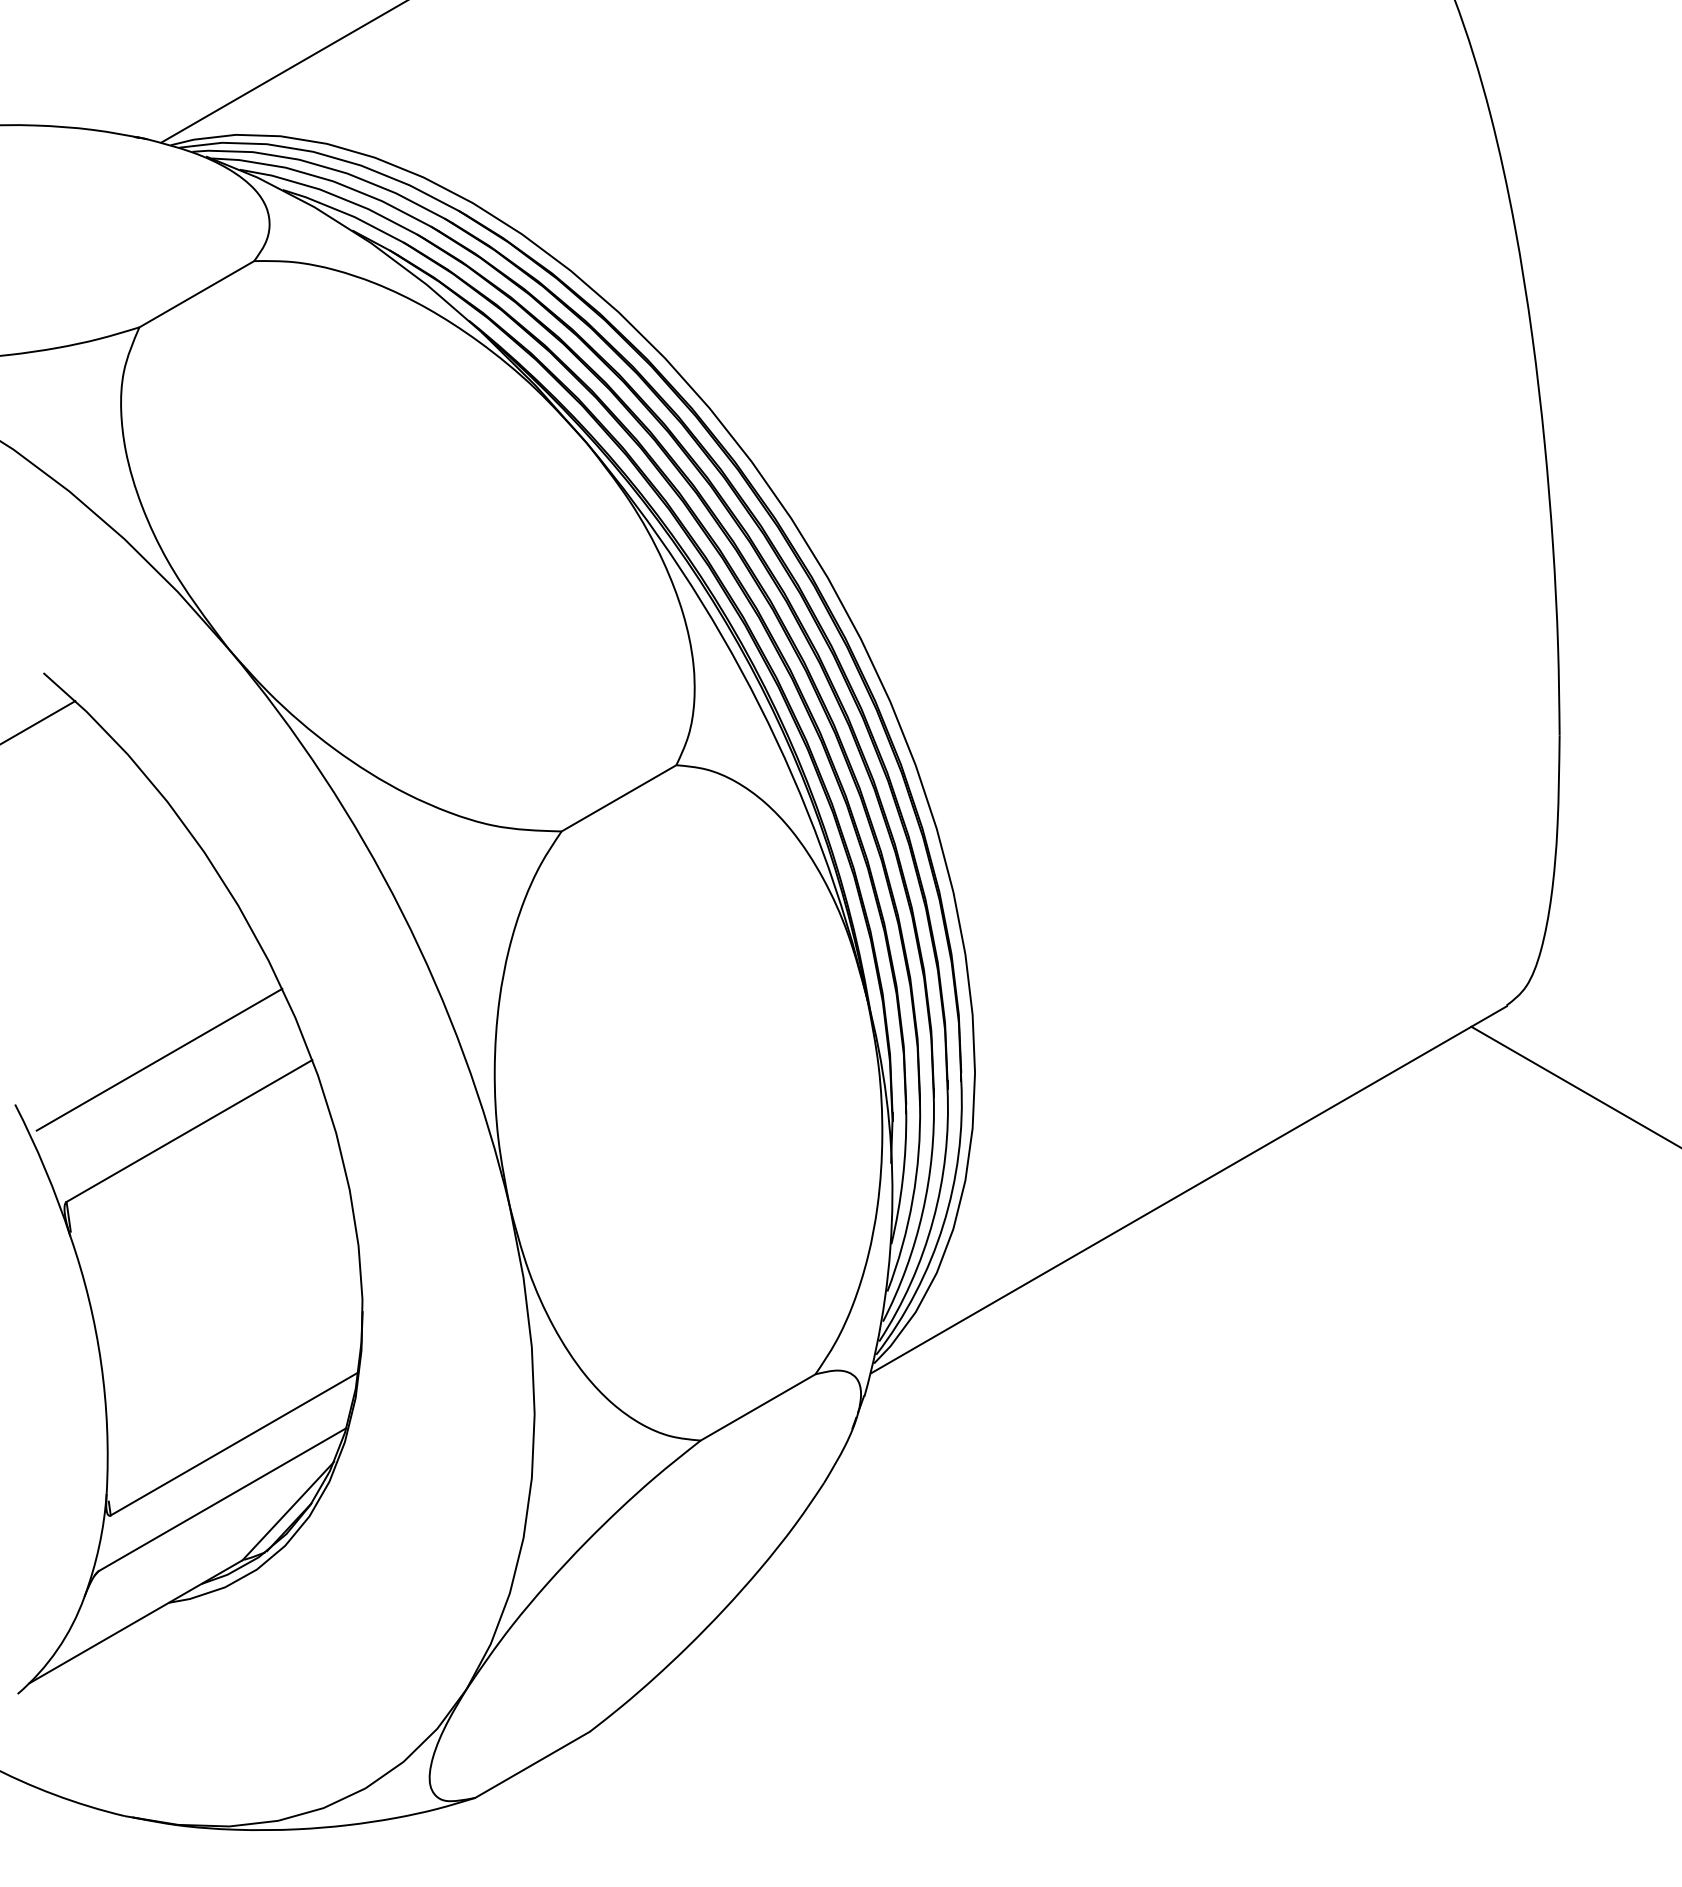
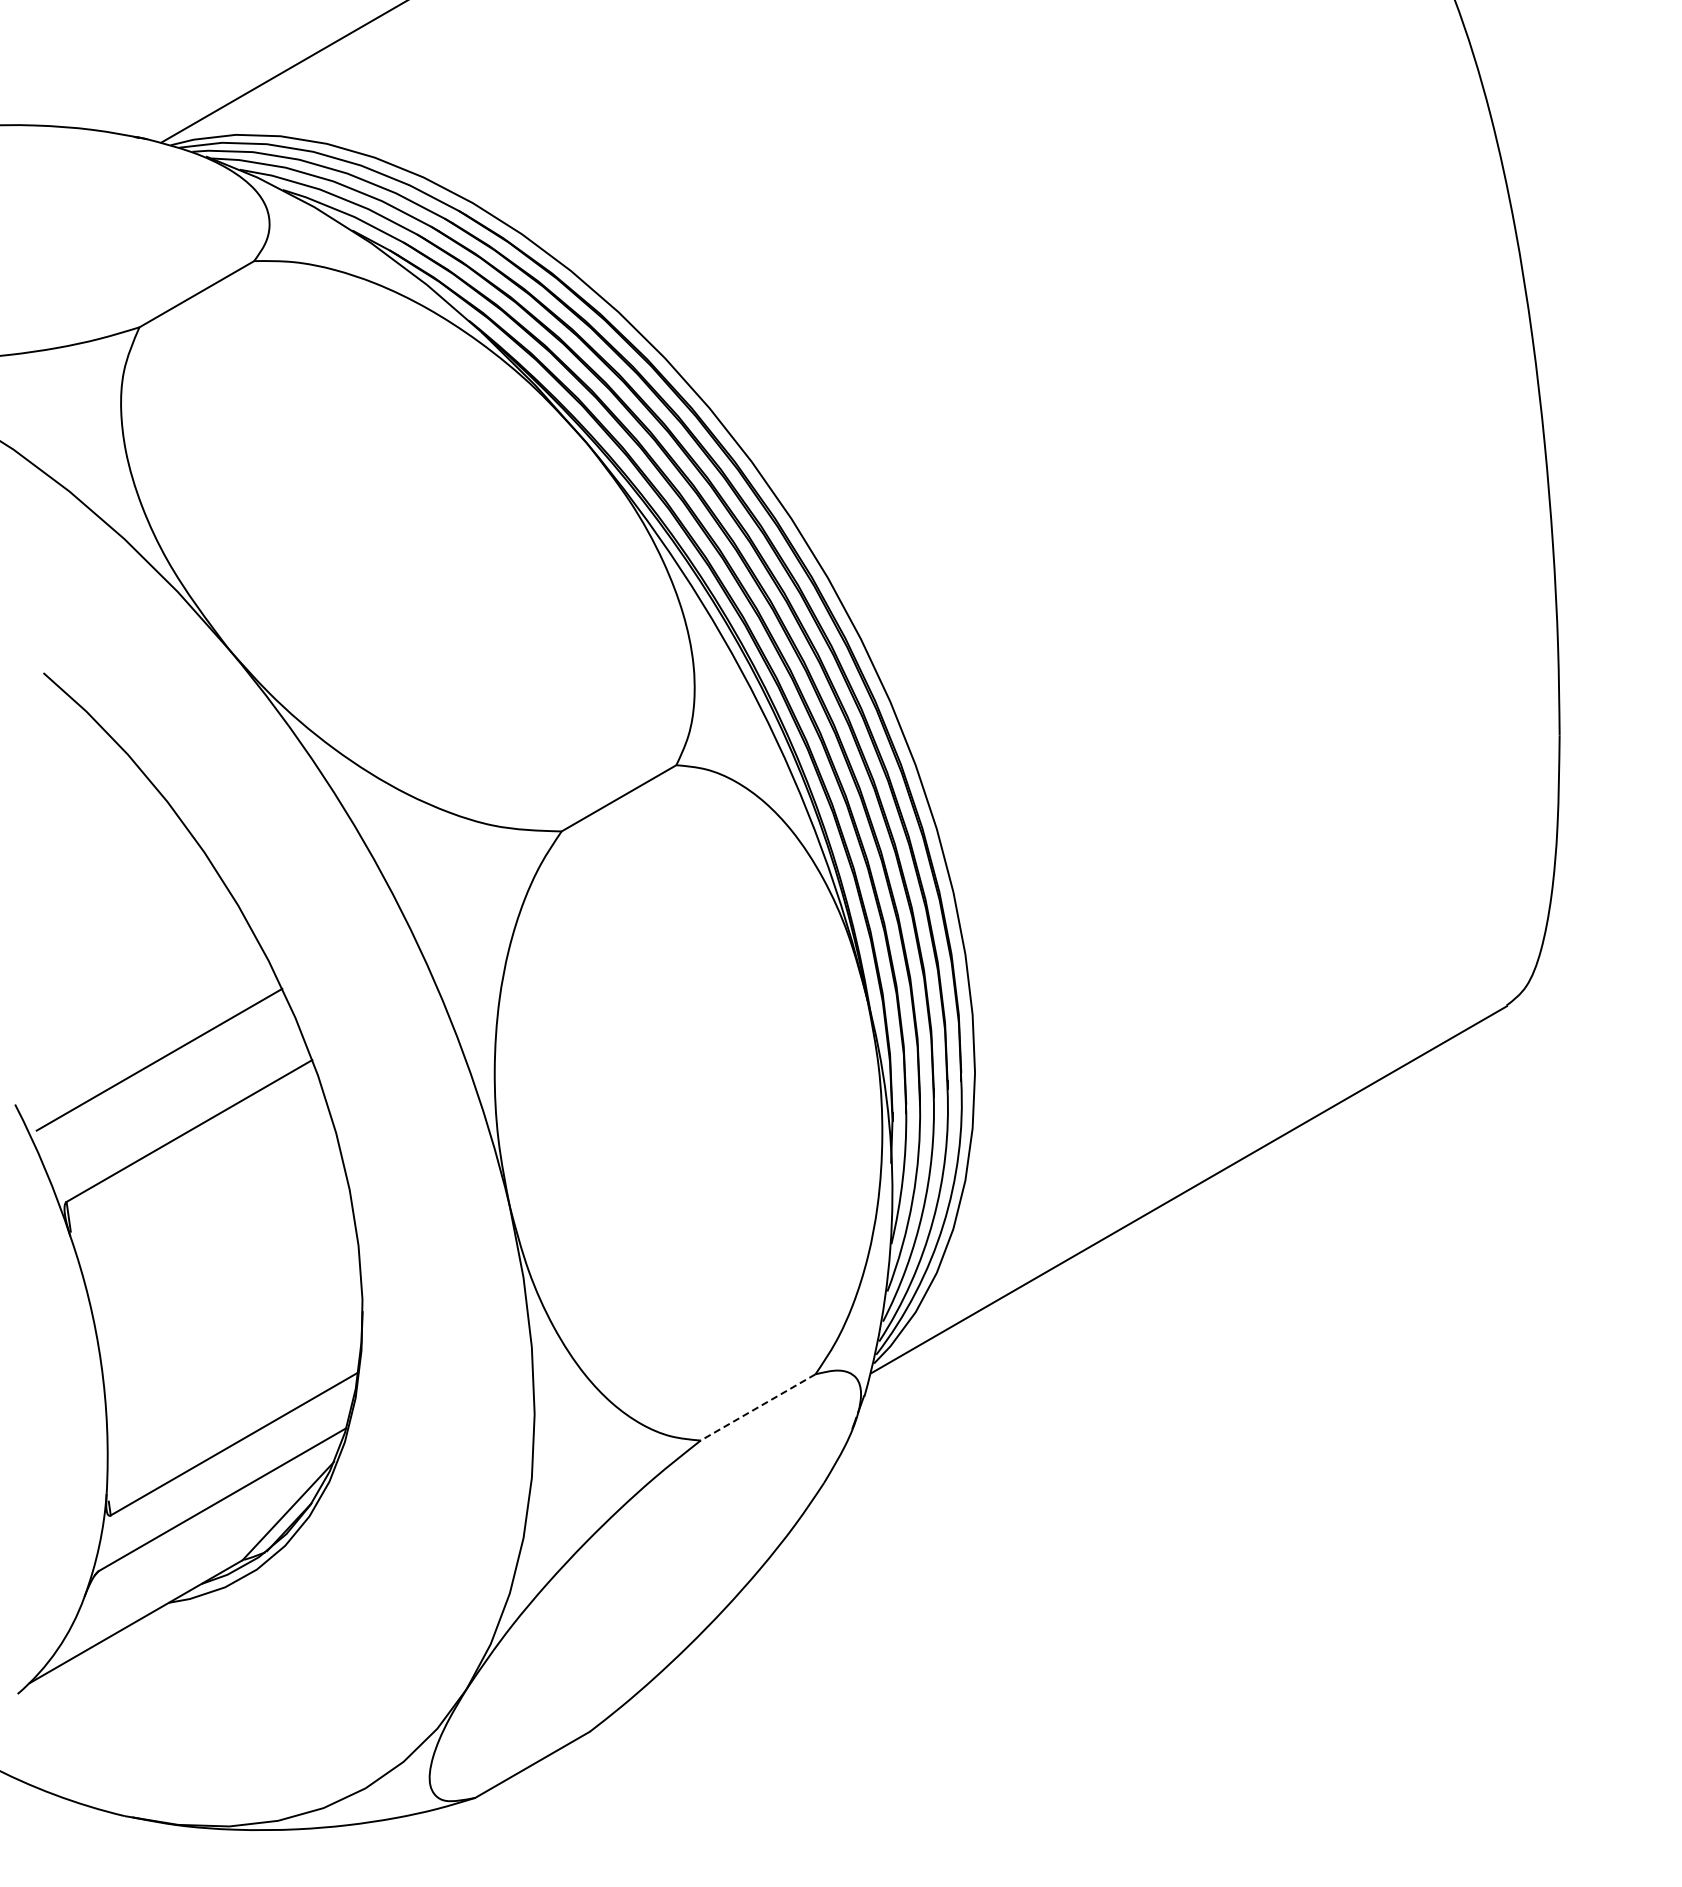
line: present -> none (38, 722)
line: present -> none (1574, 1086)
line: solid -> dashed (757, 1407)
